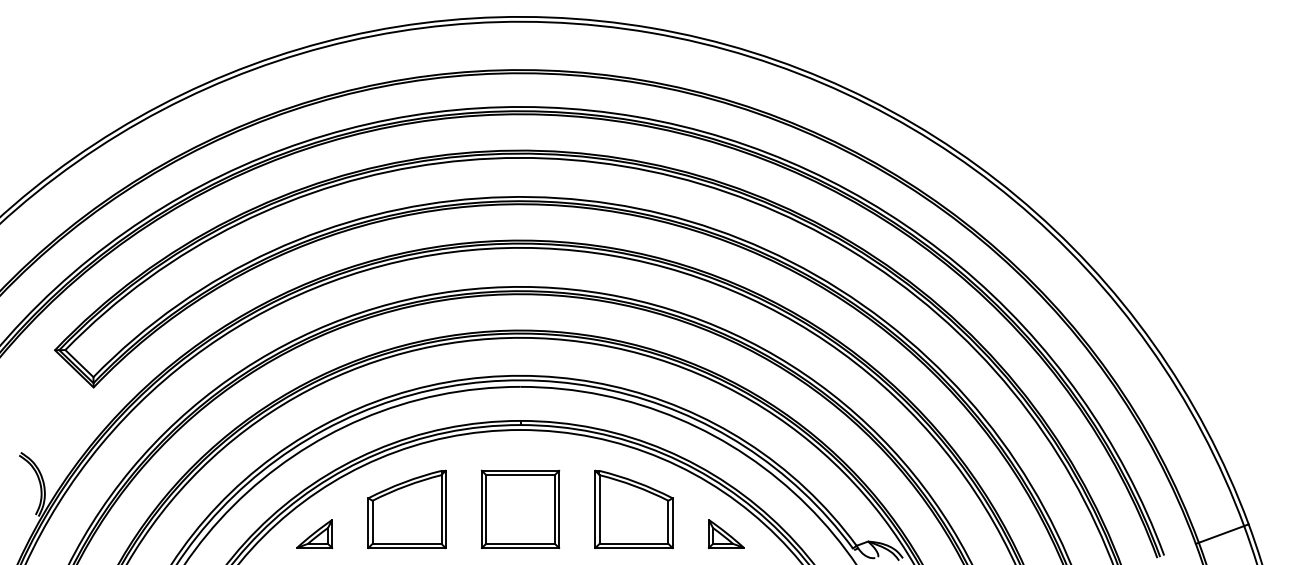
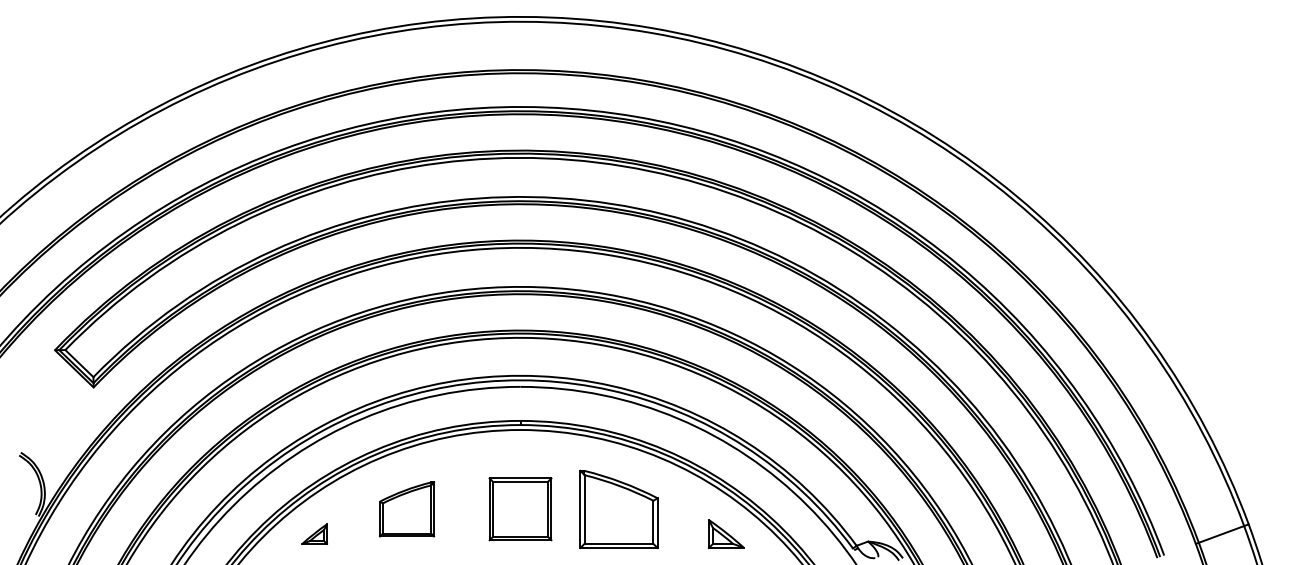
part size: 81x80 px -> 65x65 px (520, 509)
part size: 80x81 px -> 57x57 px (407, 509)
part position: (633, 509) -> (618, 509) (618, 509)
part size: 38x31 px -> 27x22 px (314, 533)
